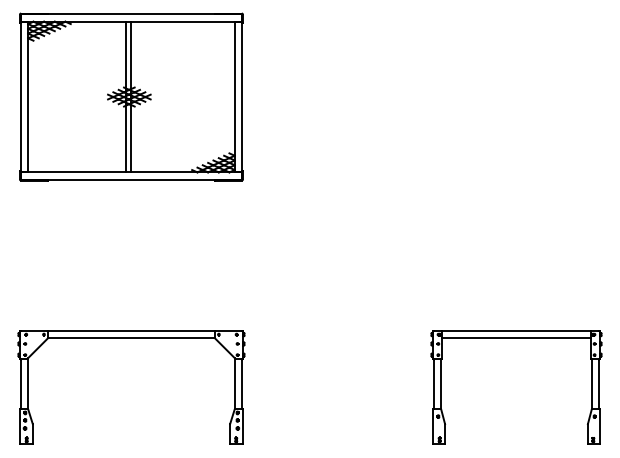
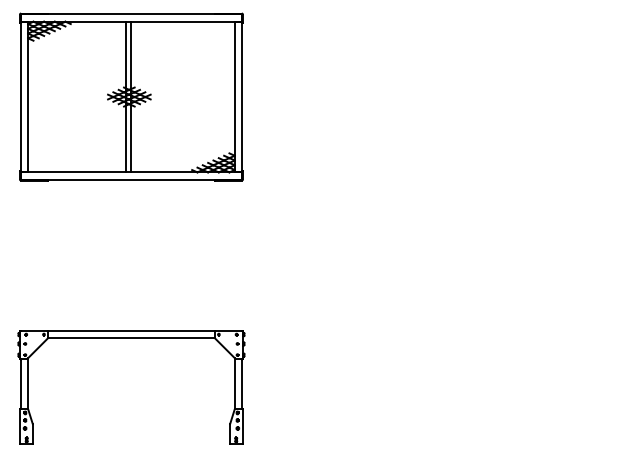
part: present -> none (516, 338)
